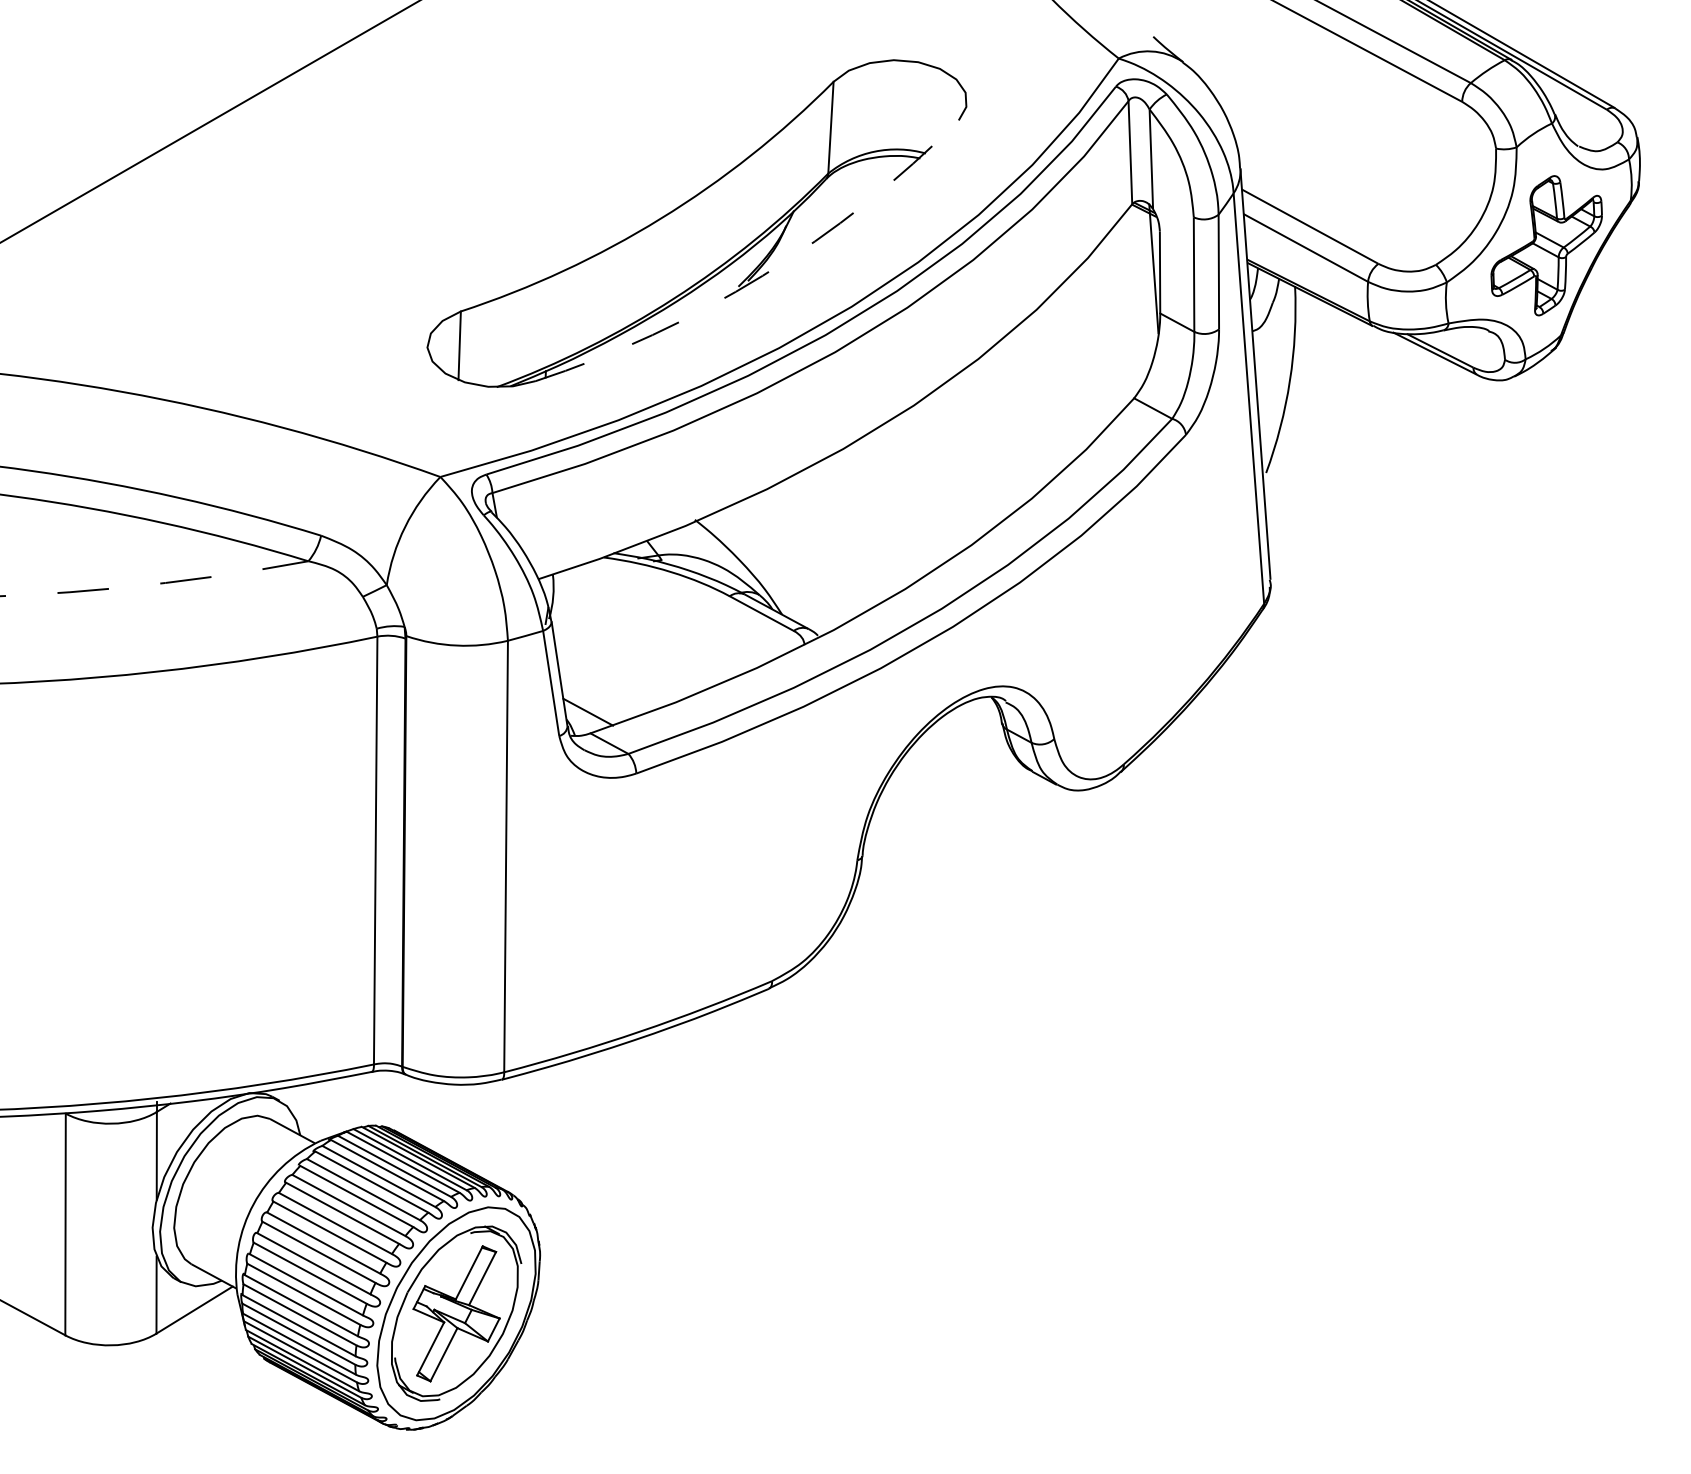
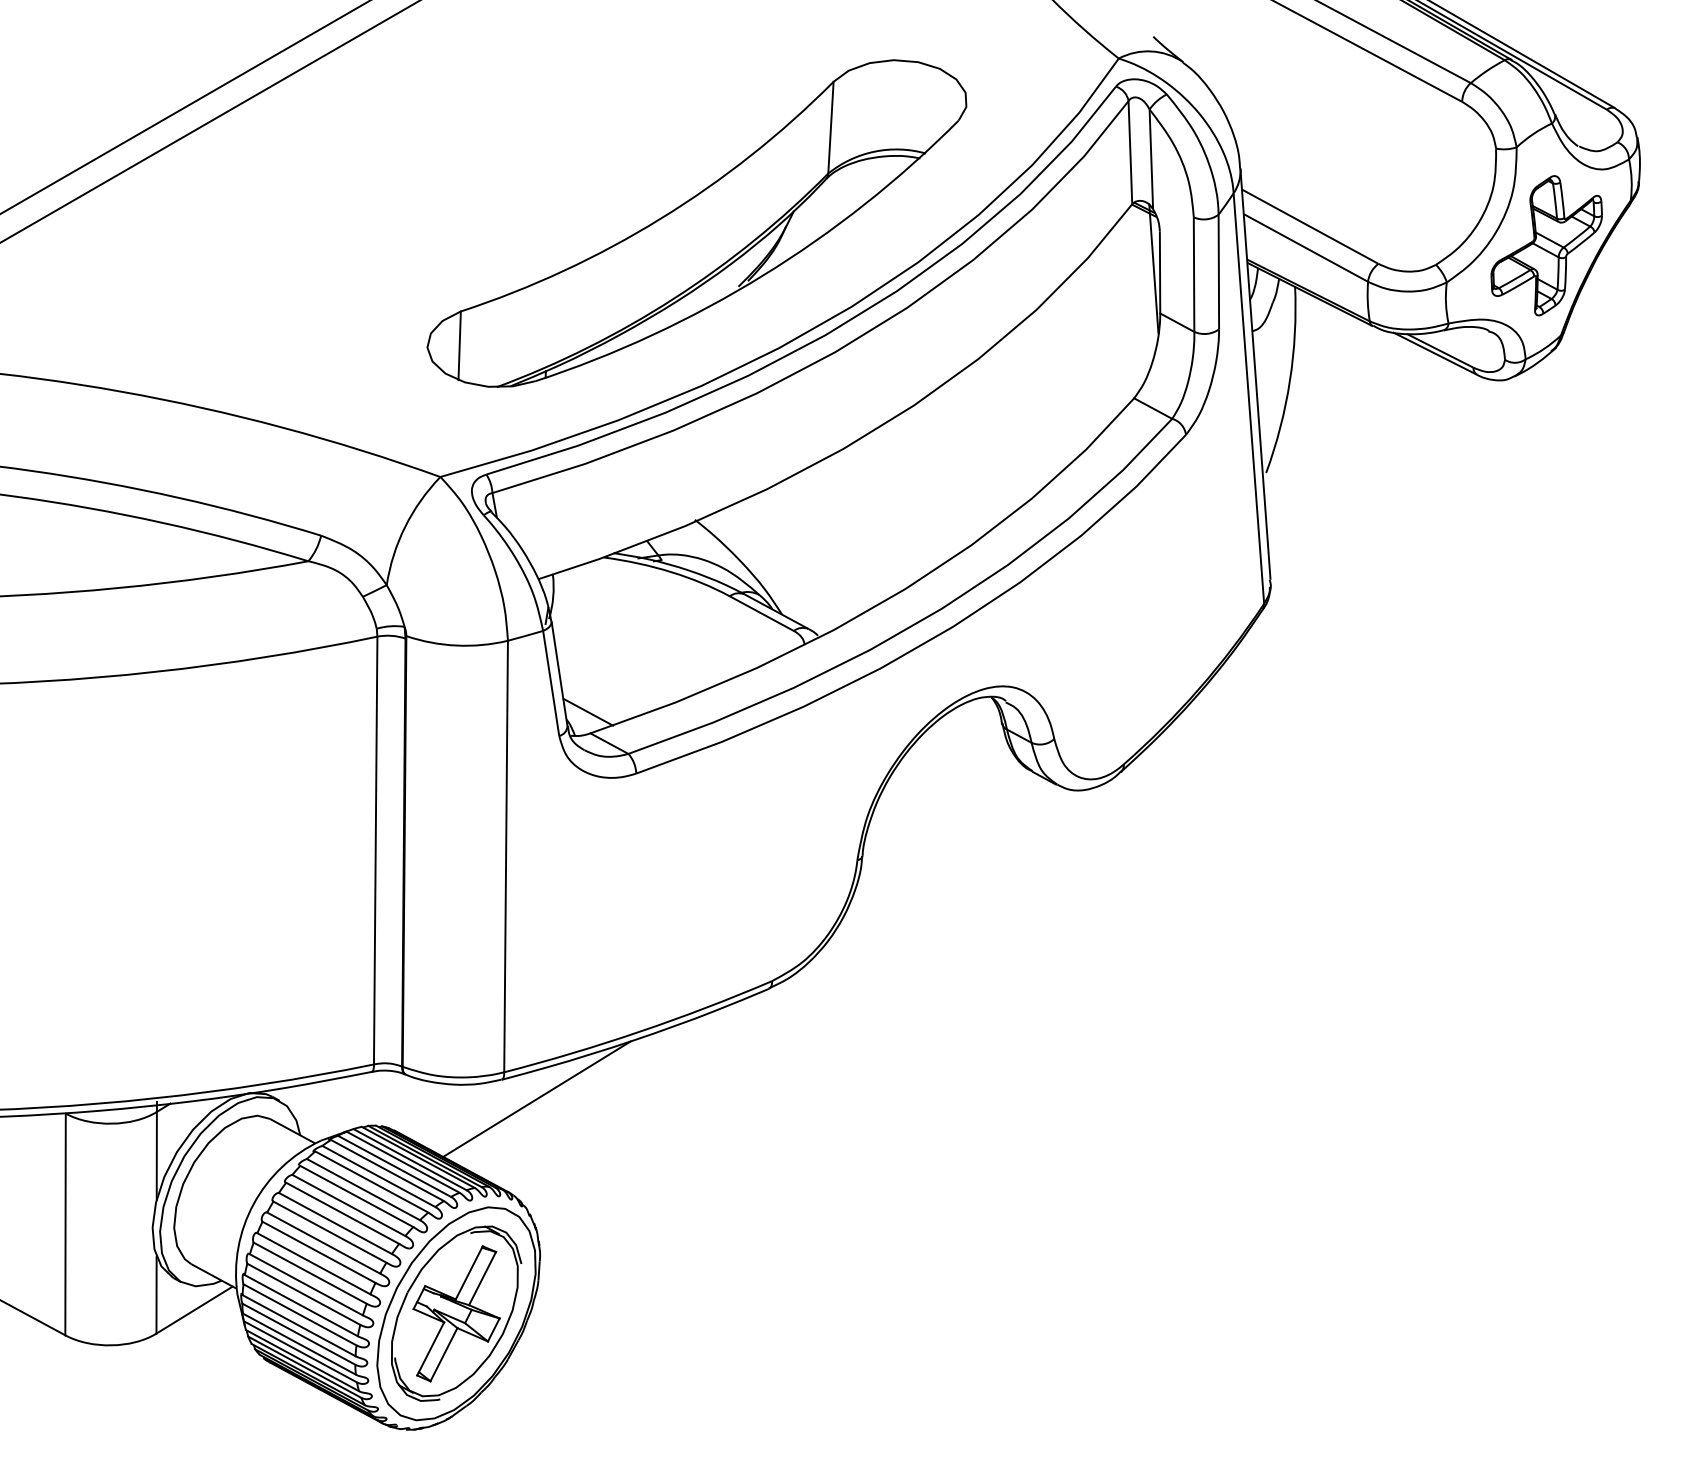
line: none -> present (184, 107)
arc: dashed -> solid (762, 275)
arc: dashed -> solid (154, 584)
line: none -> present (536, 1098)
